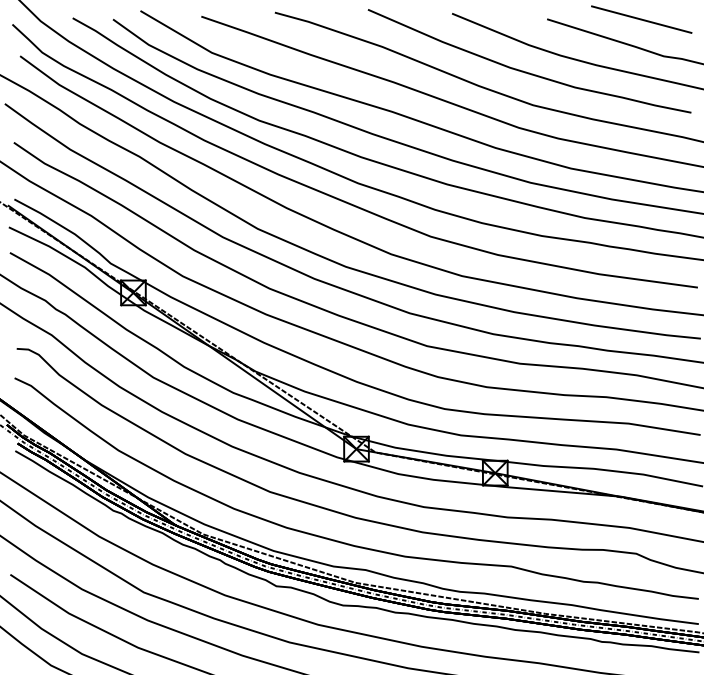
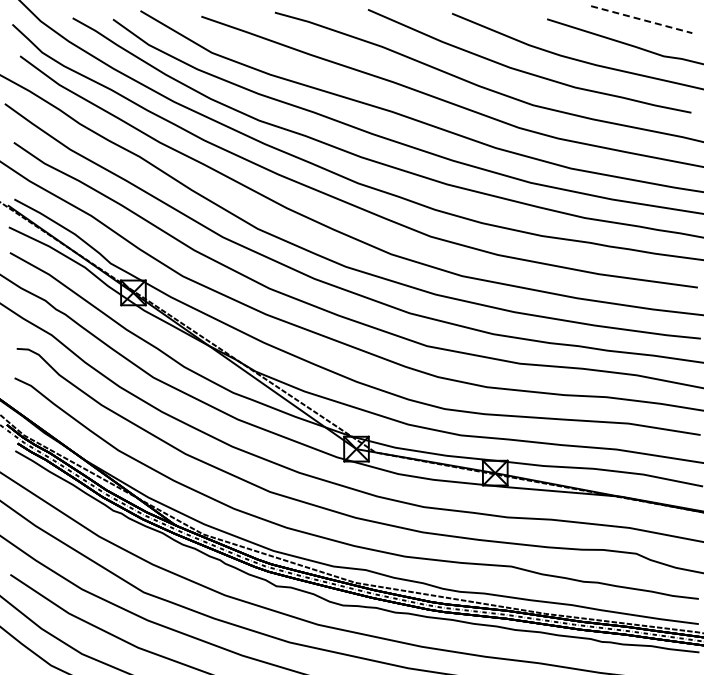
line: solid -> dashed (642, 19)
